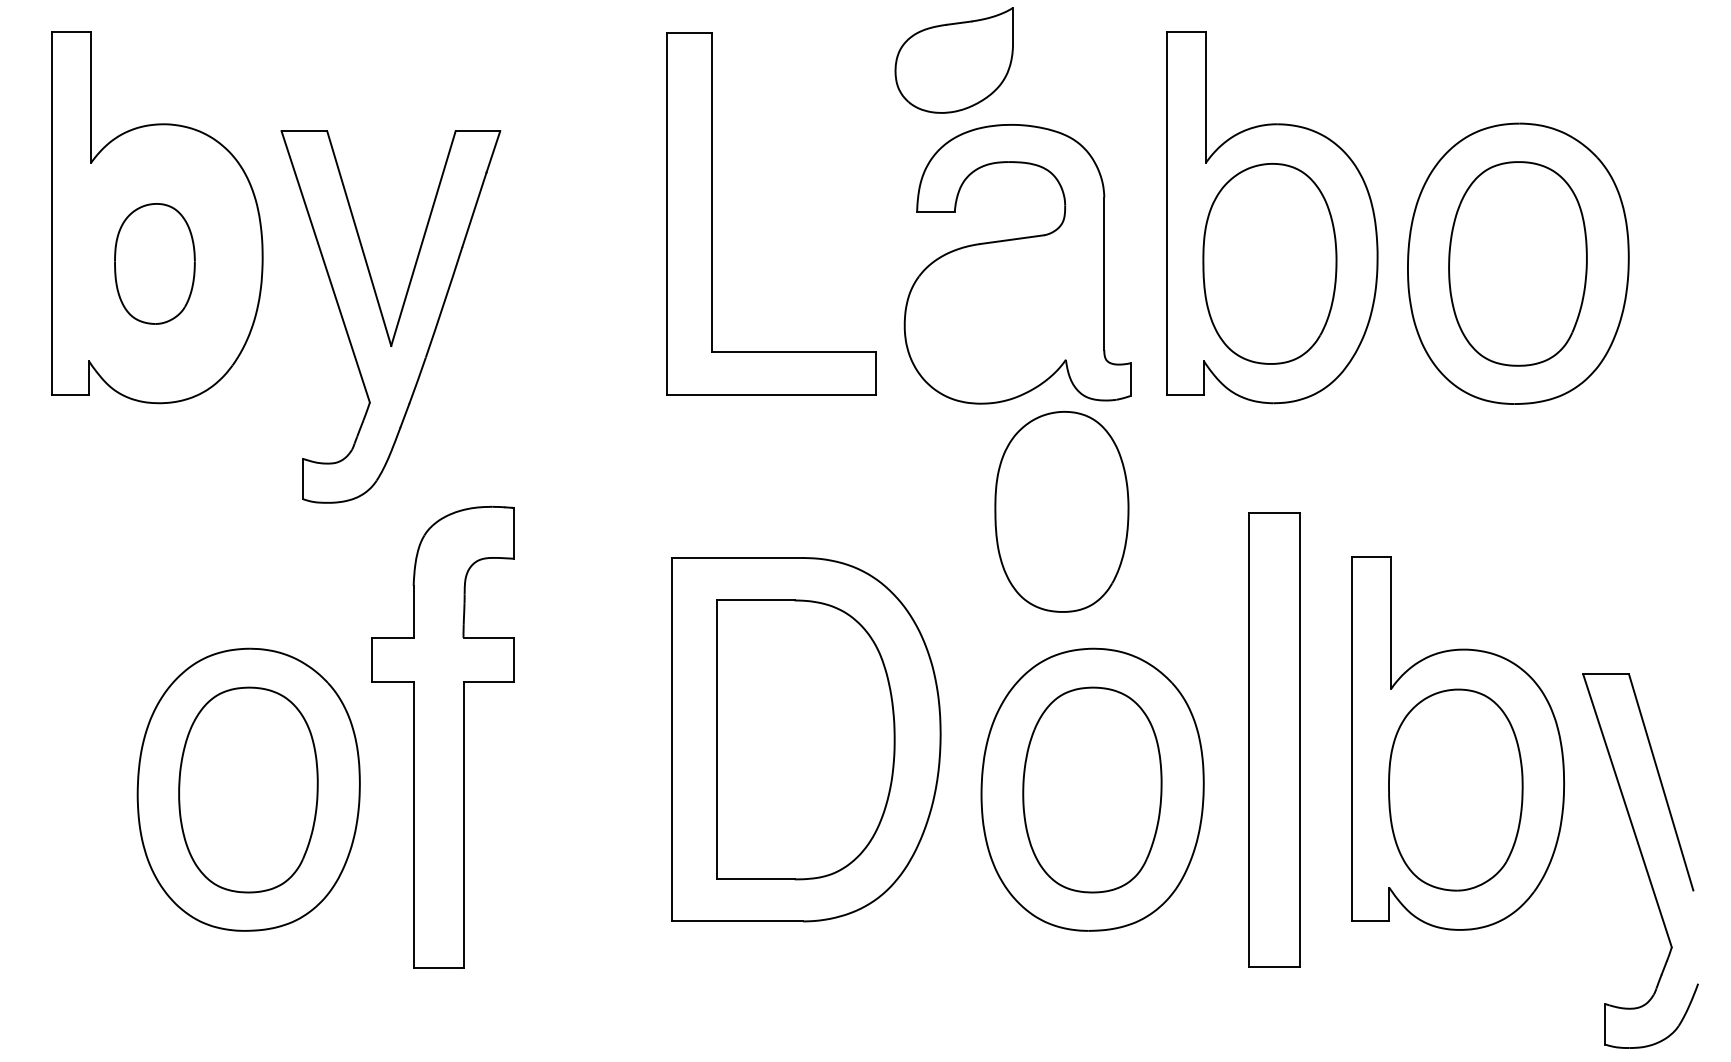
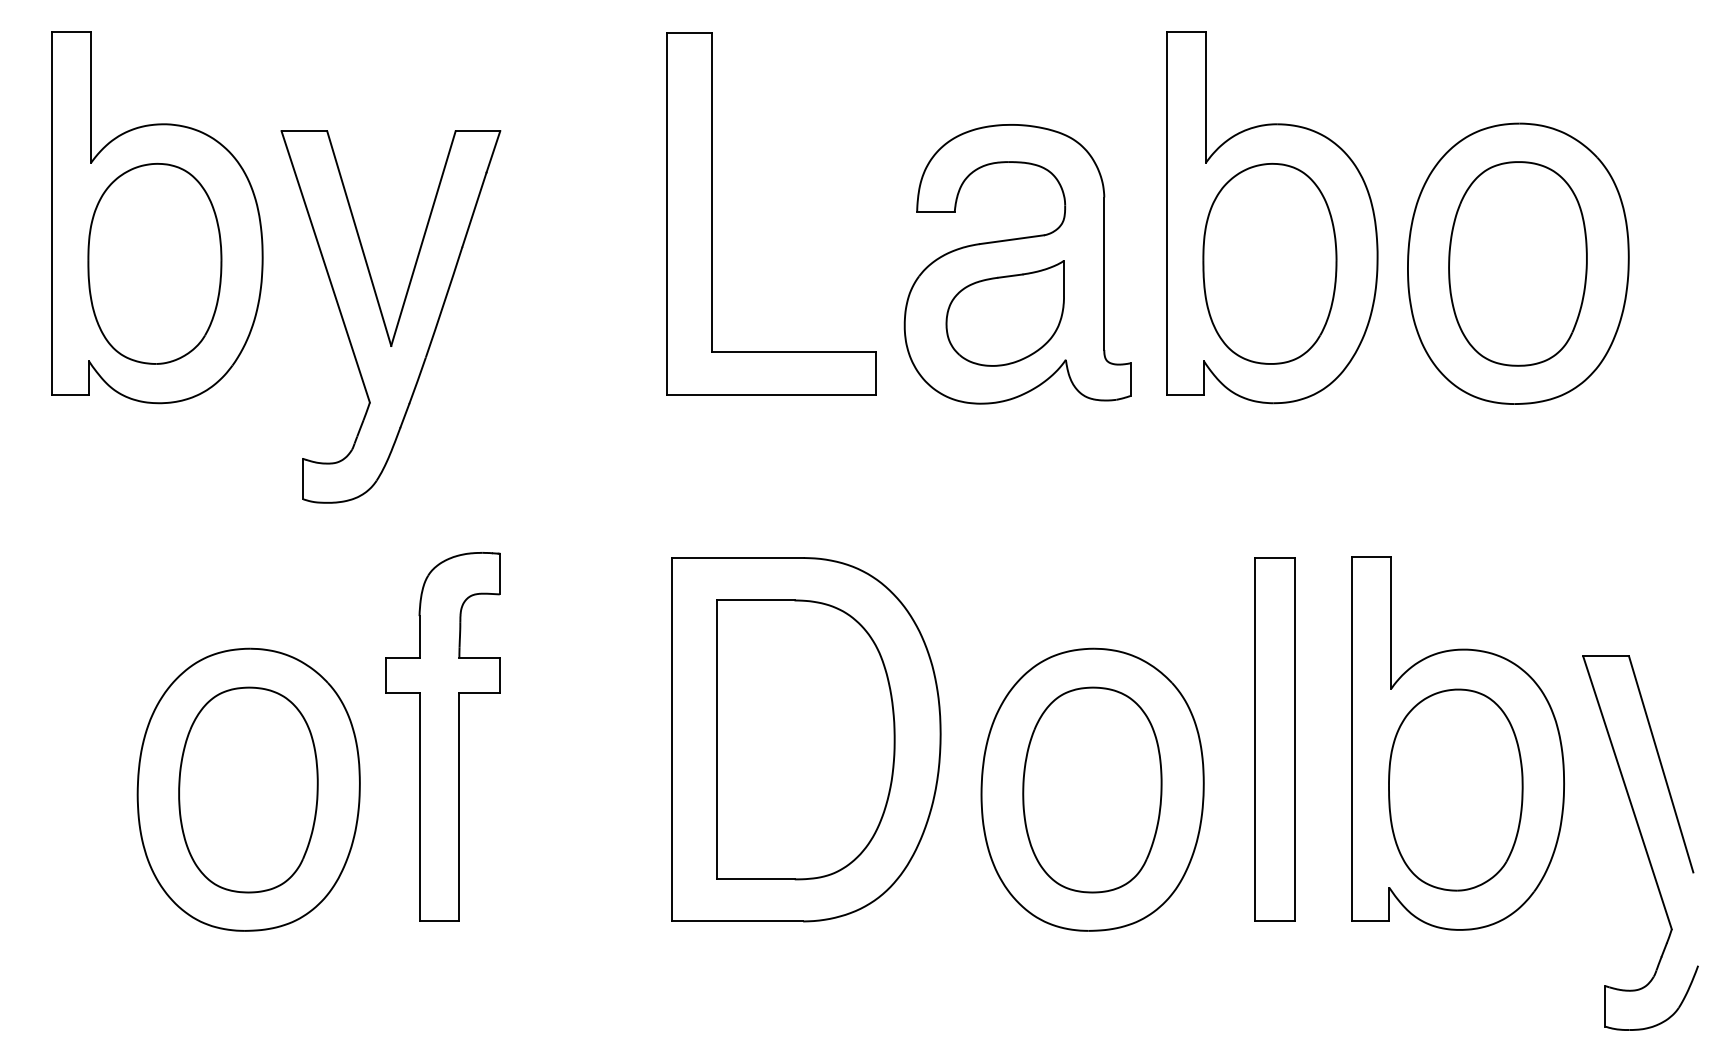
part position: (953, 60) -> (1004, 313) (1004, 313)
part size: 82x122 px -> 136x202 px (154, 263)
part: present -> none (1061, 511)
part size: 144x463 px -> 116x370 px (442, 736)
part size: 53x456 px -> 42x365 px (1274, 739)
part position: (1640, 860) -> (1640, 842) (1640, 842)
